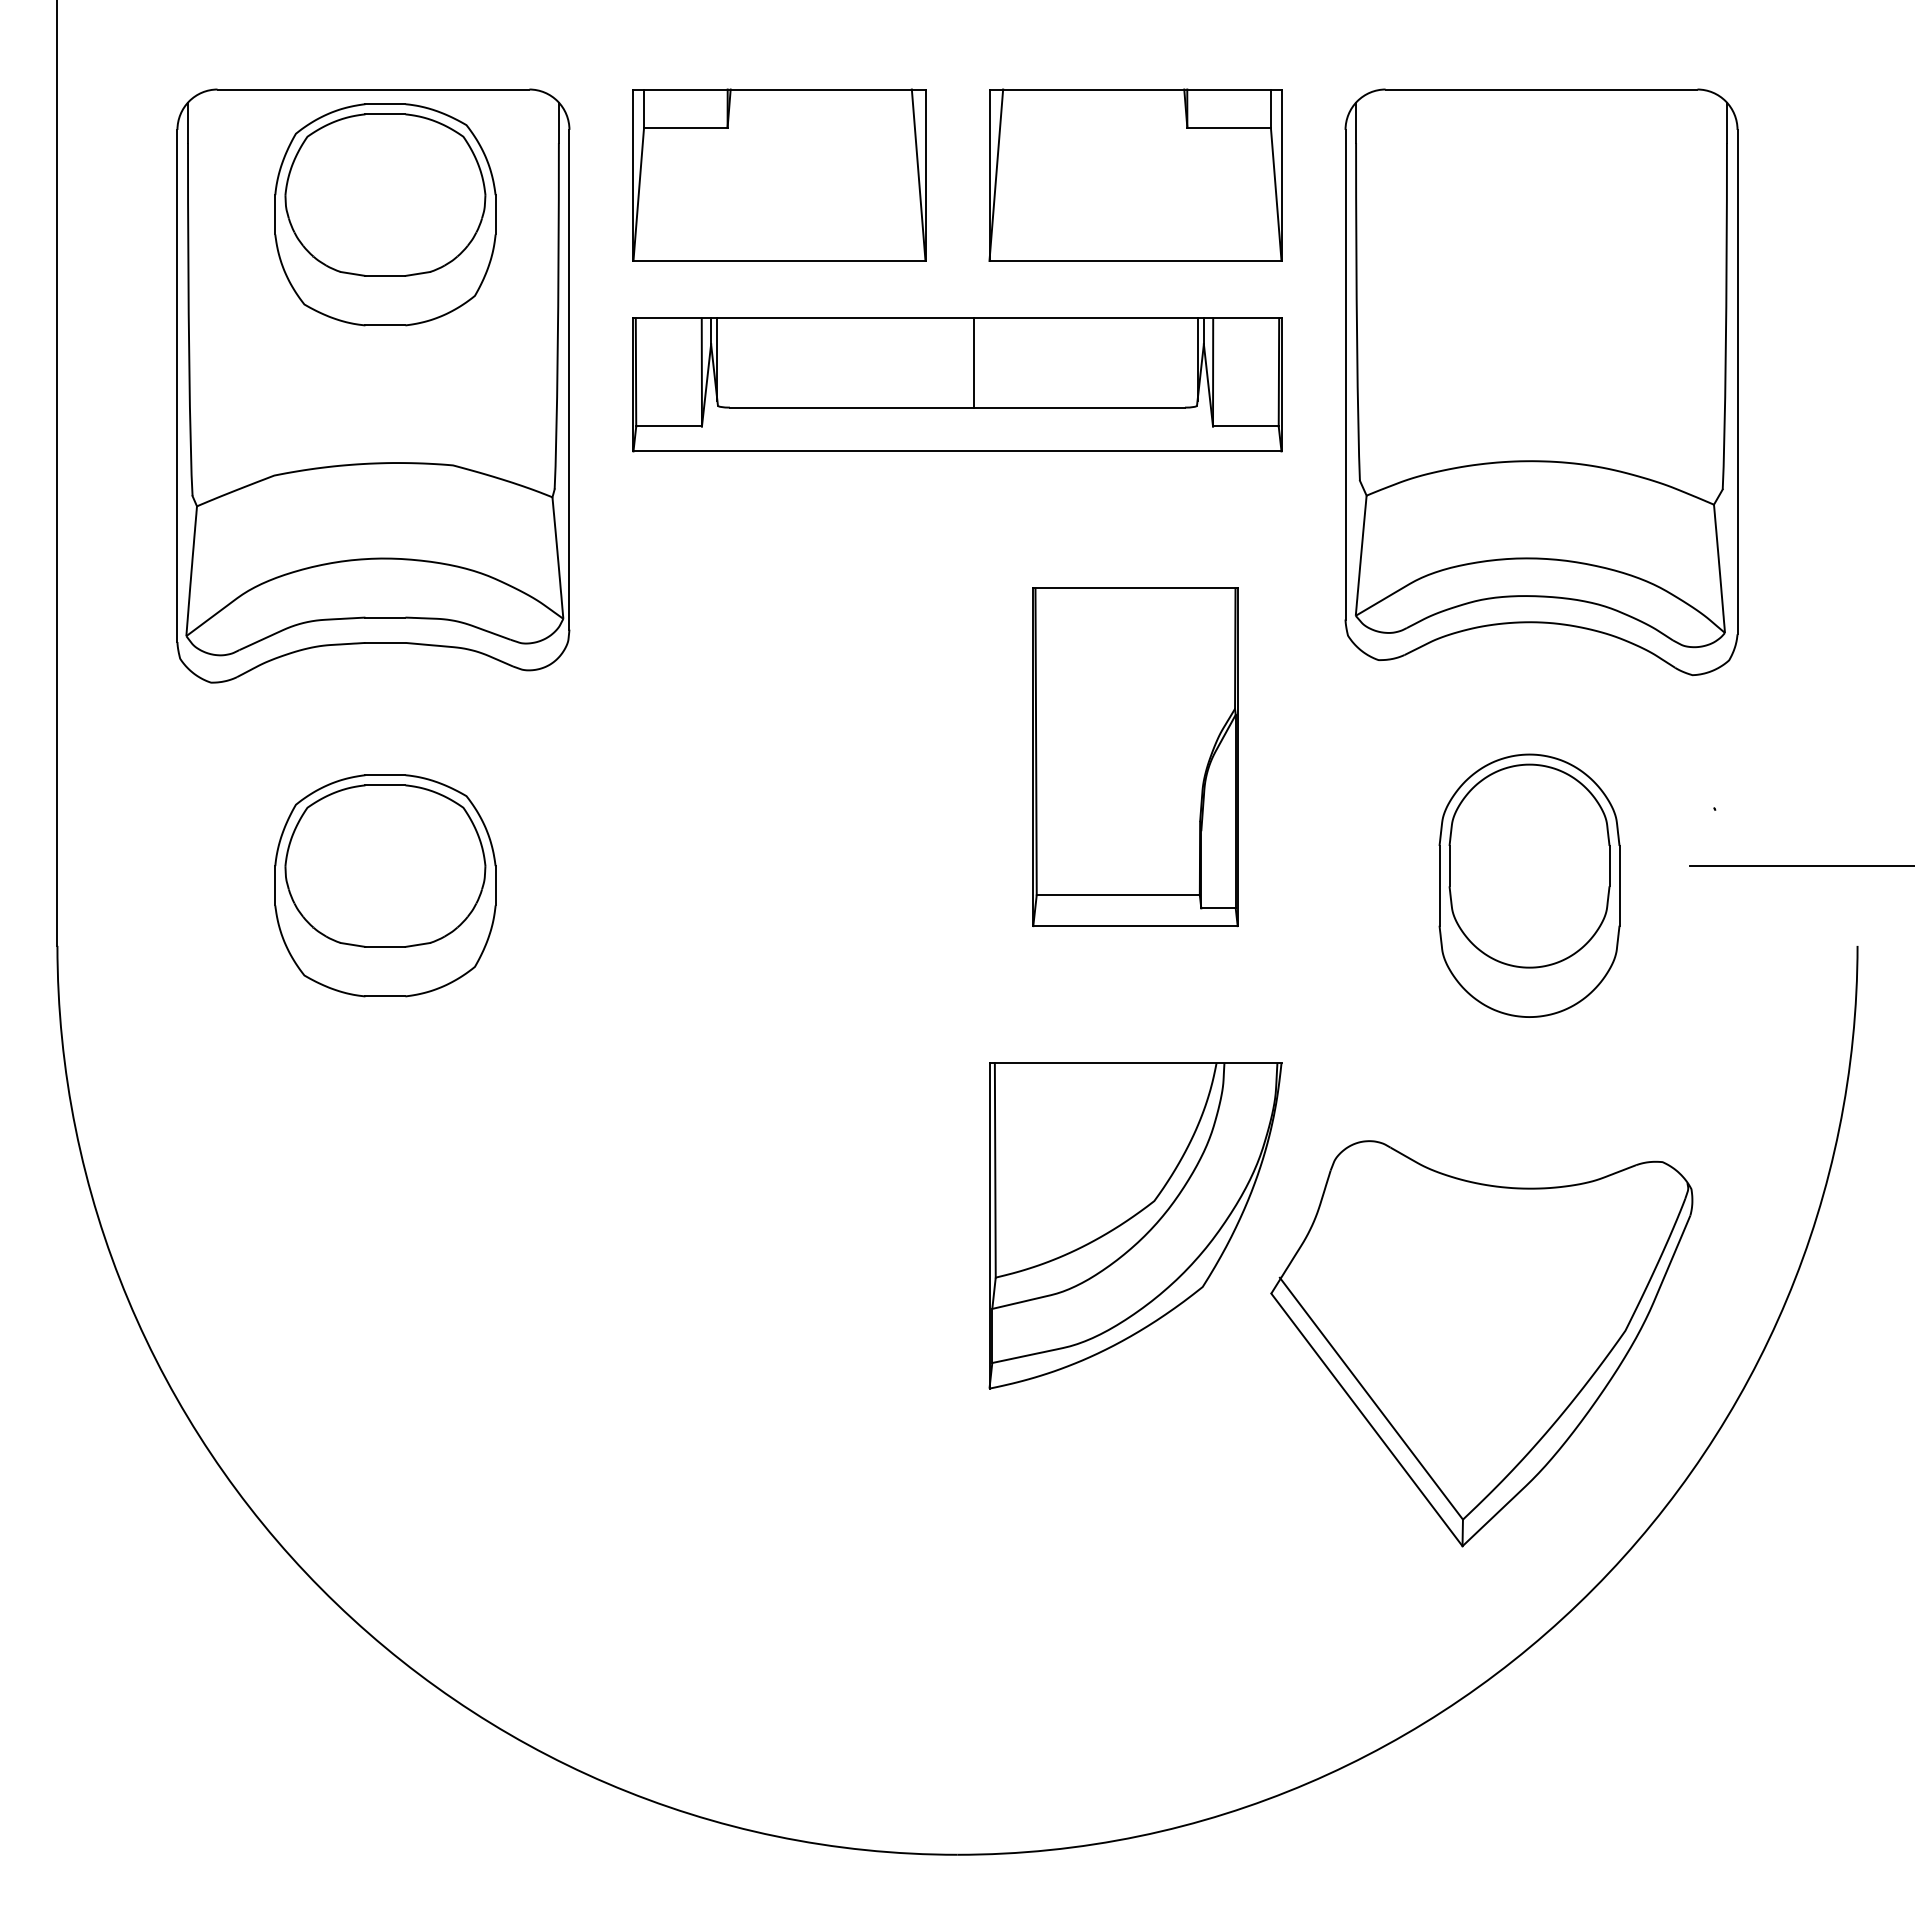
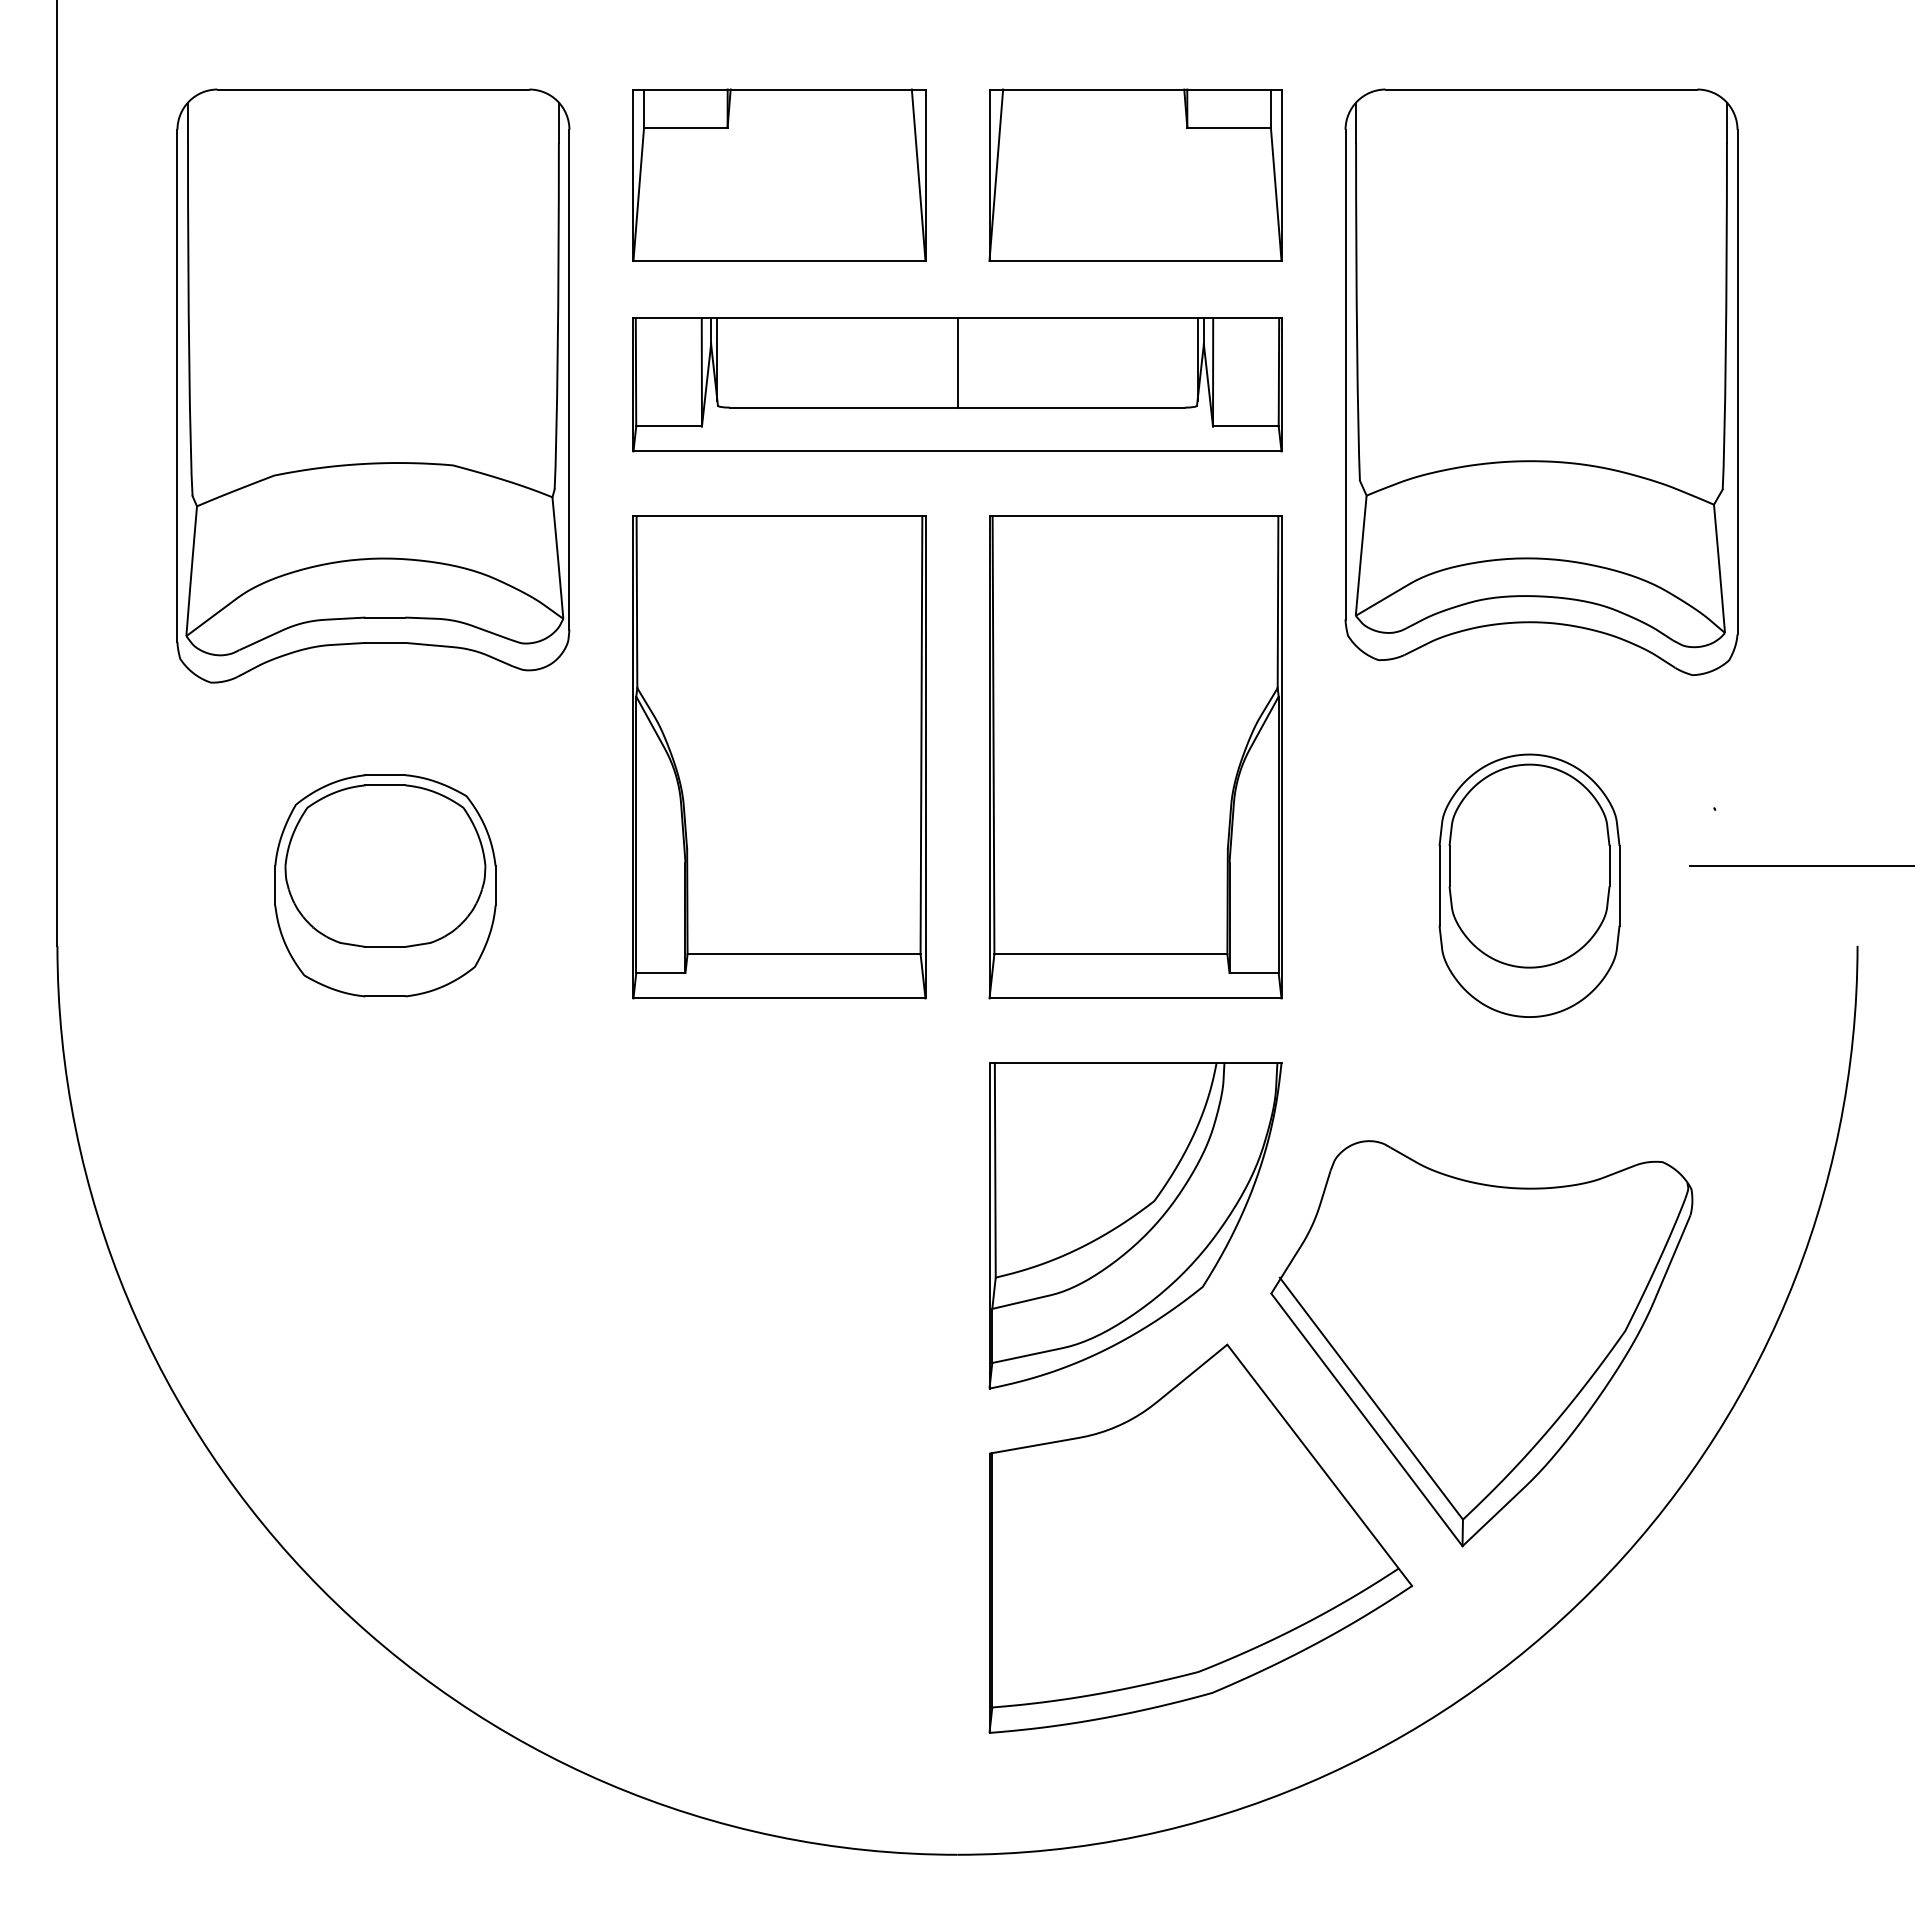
part: present -> none (385, 214)
line position: (973, 362) -> (957, 362) (957, 362)
part: none -> present (779, 757)
part size: 207x341 px -> 295x485 px (1135, 757)
part: none -> present (1200, 1538)
